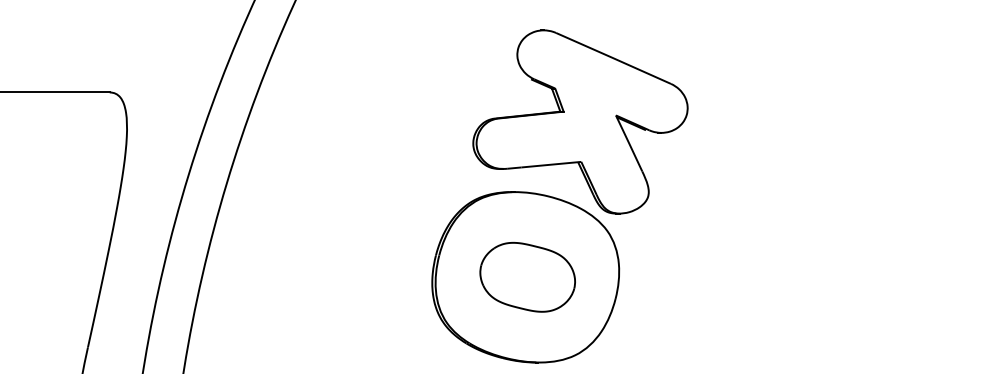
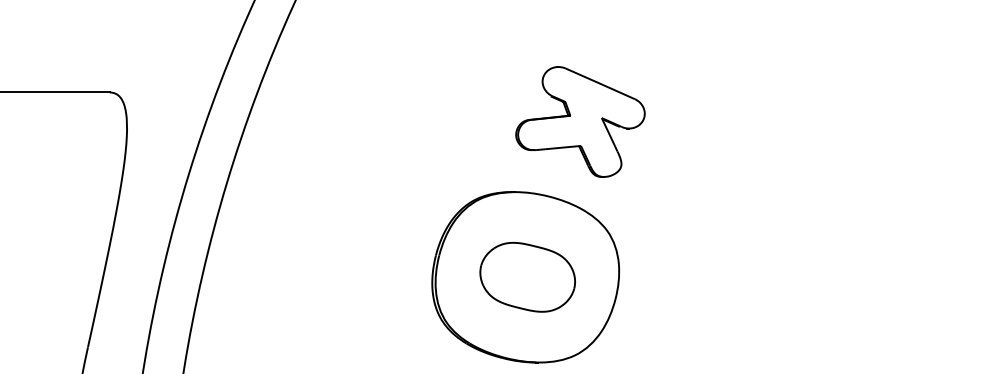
part size: 217x186 px -> 131x112 px (580, 121)
